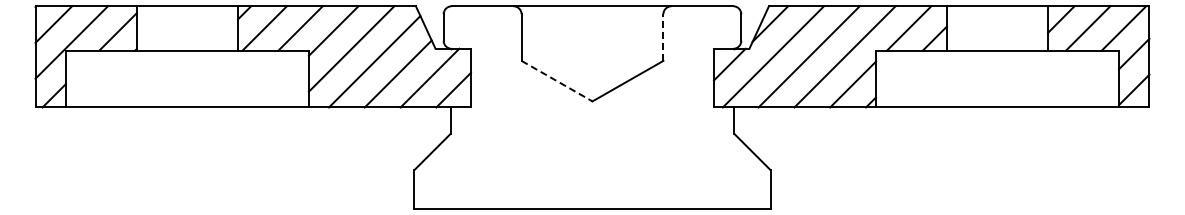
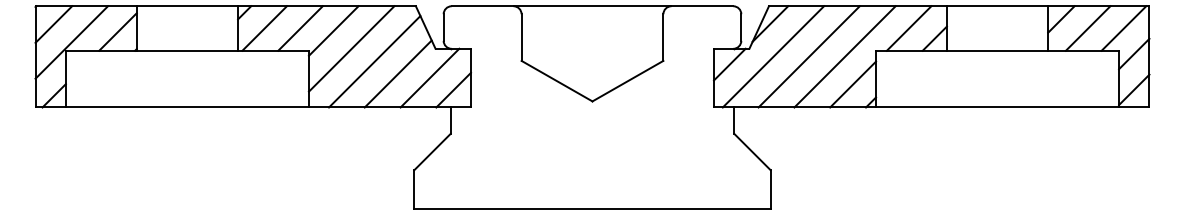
line: dashed -> solid (663, 37)
line: dashed -> solid (557, 81)
